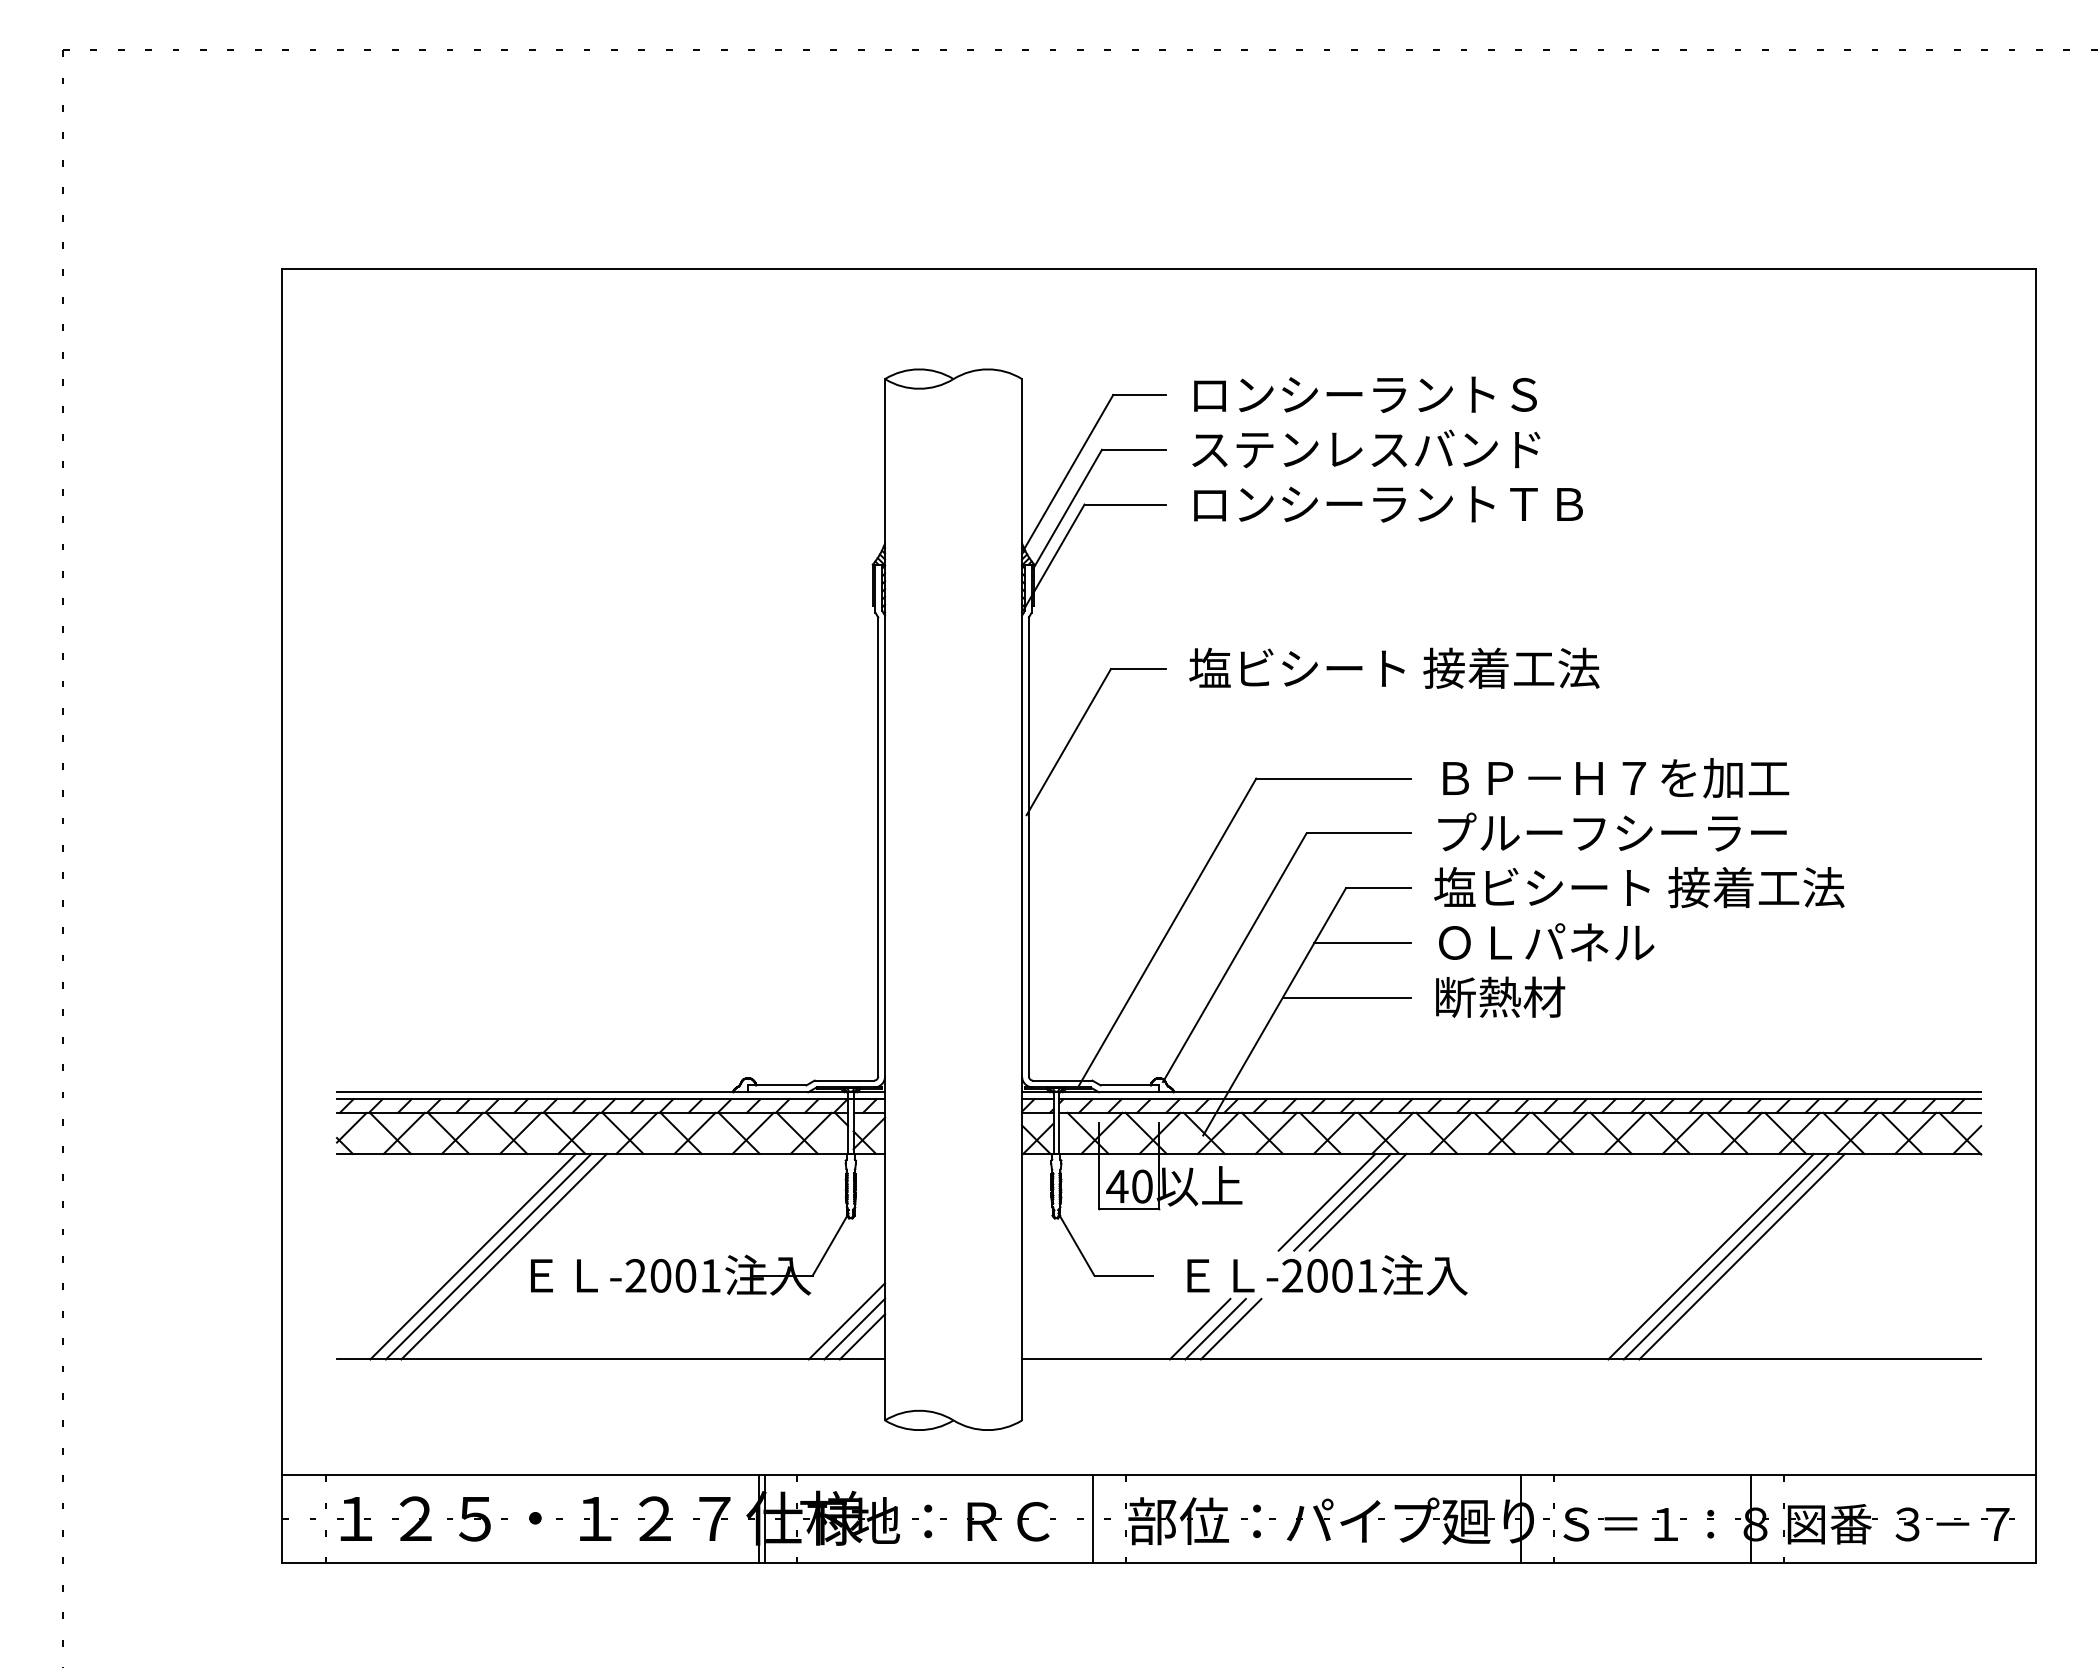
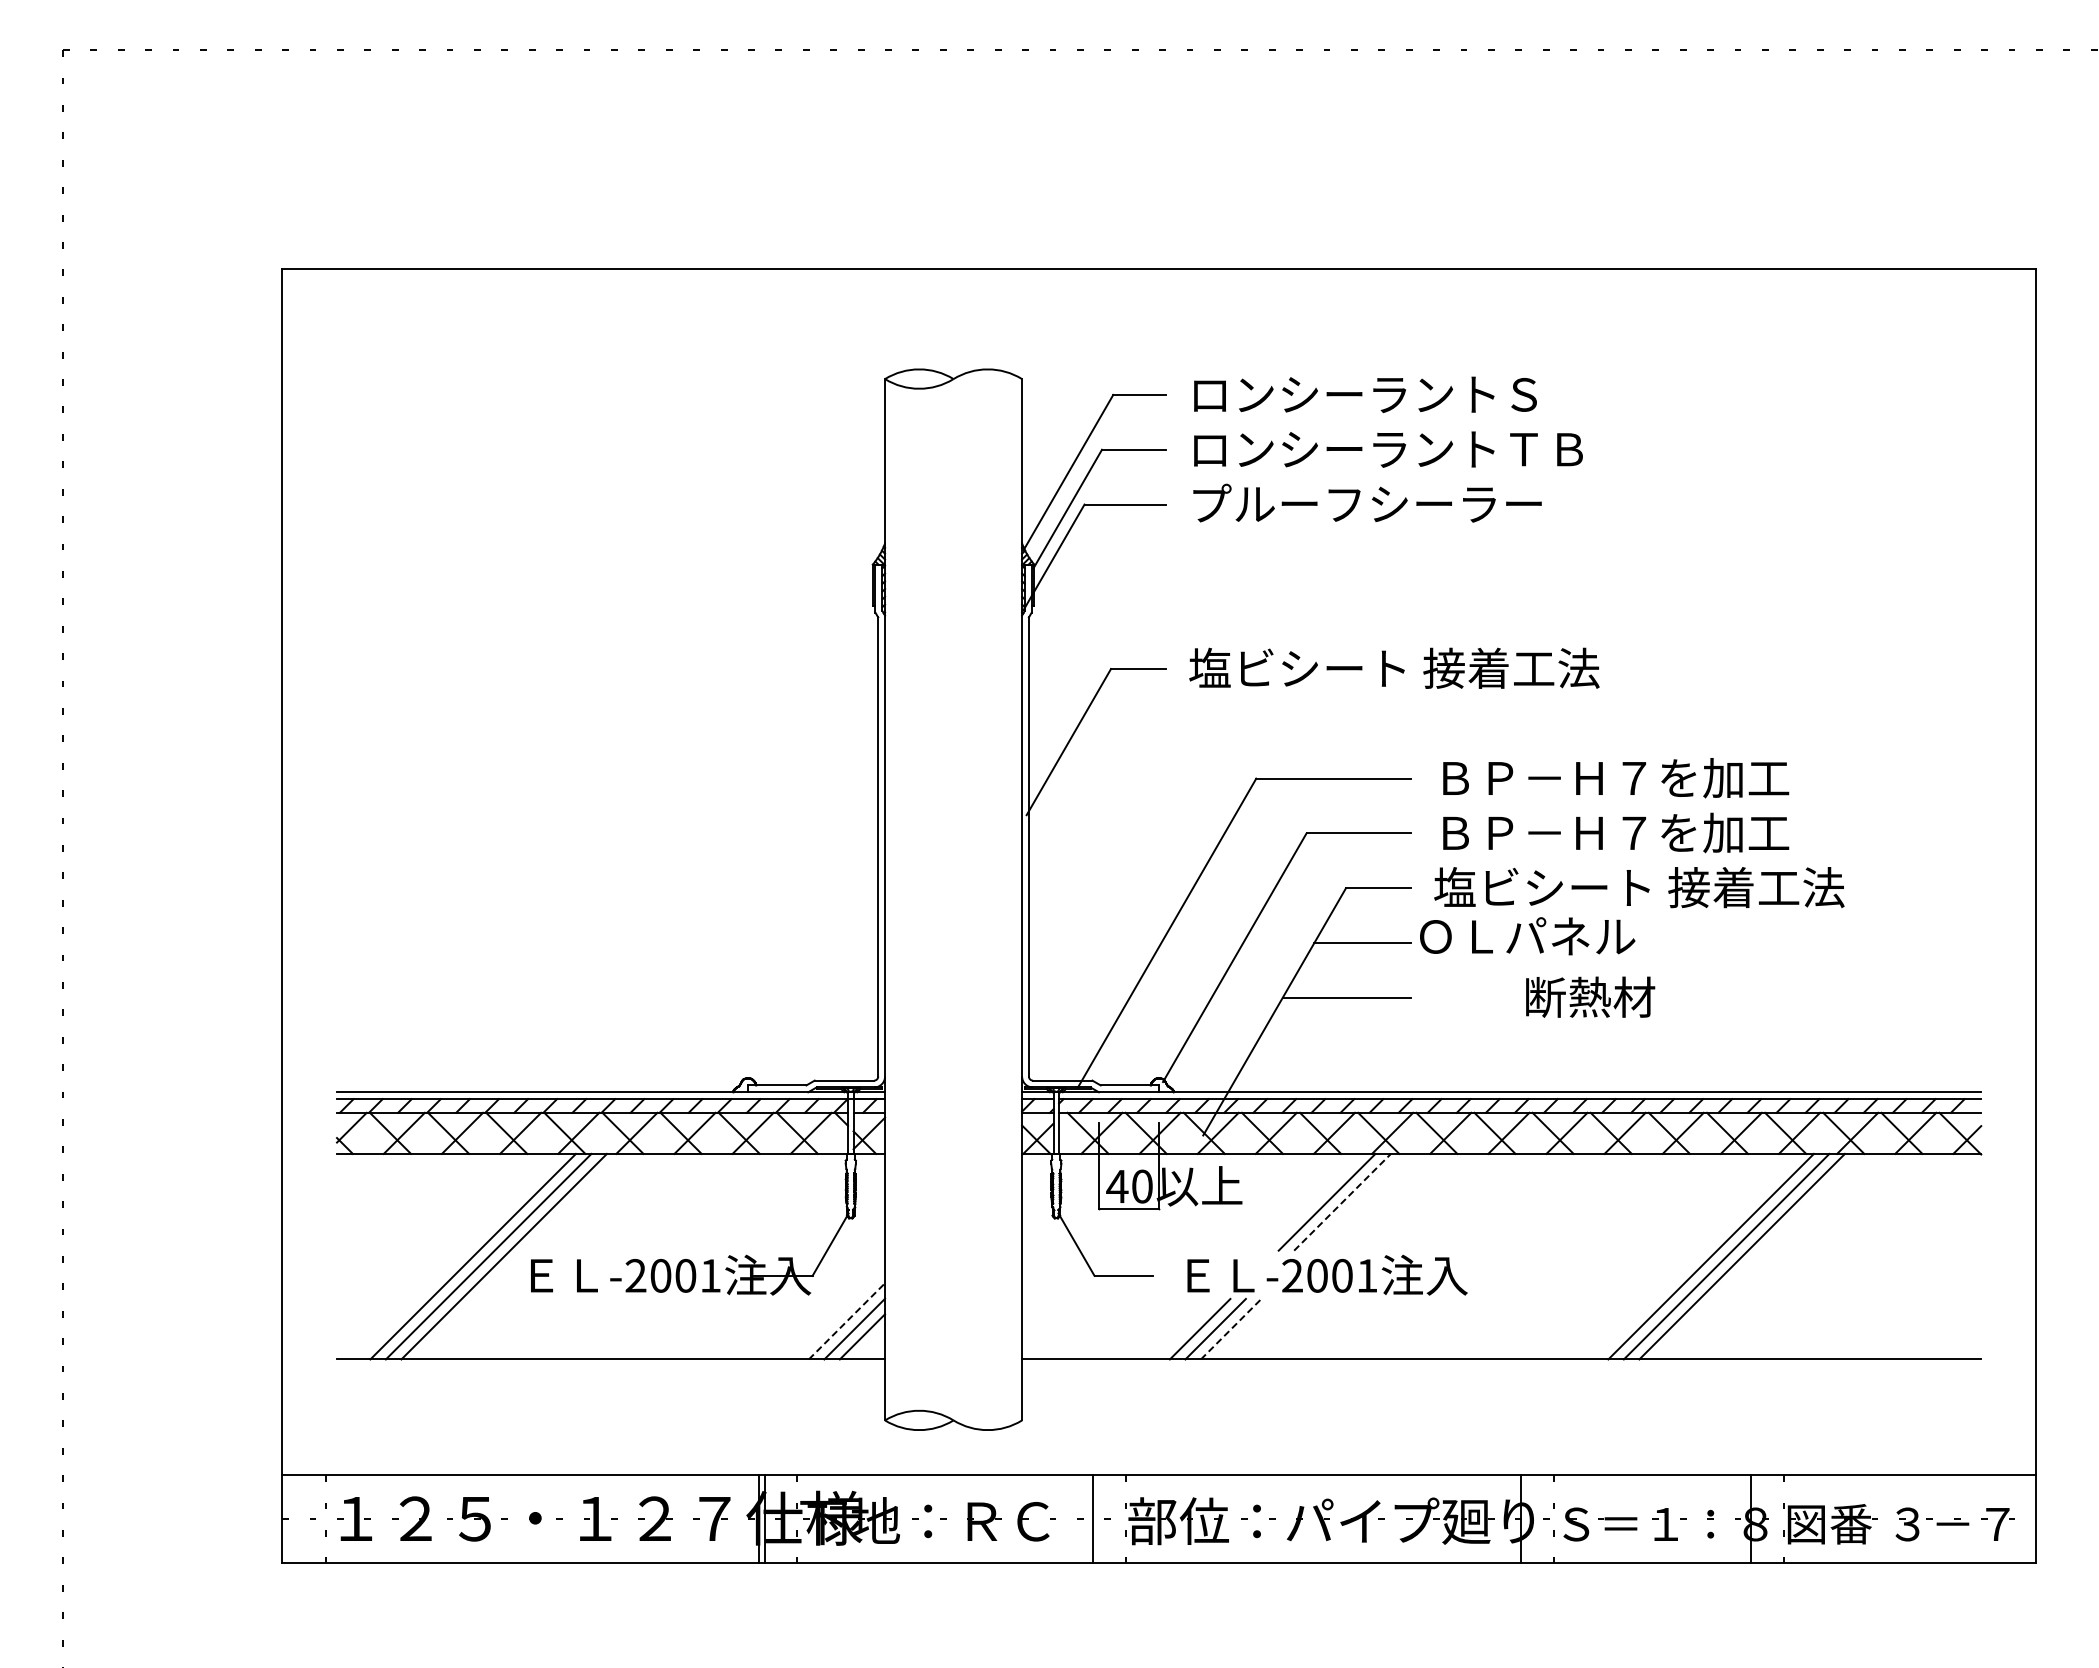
text: ステンレスバンド -> ロンシーラントＴＢ (1387, 448)
text: ロンシーラントＴＢ -> プルーフシーラー (1387, 502)
text: プルーフシーラー -> ＢＰ－Ｈ７を加工 (1613, 832)
text position: (1546, 942) -> (1527, 936) (1527, 936)
text position: (1500, 996) -> (1590, 996) (1590, 996)
line: solid -> dashed (1342, 1201)
line: present -> none (1357, 1201)
line: solid -> dashed (846, 1321)
line: solid -> dashed (1231, 1329)
